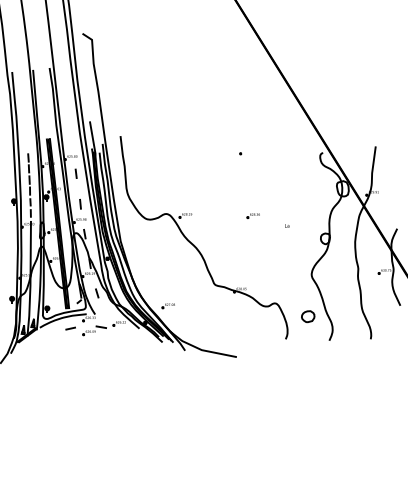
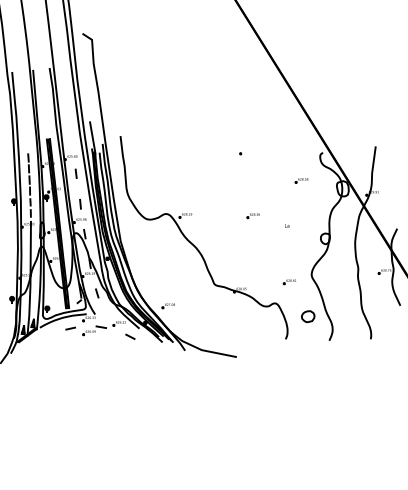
part: none -> present (301, 180)
part: none -> present (288, 282)
line: none -> present (130, 336)
